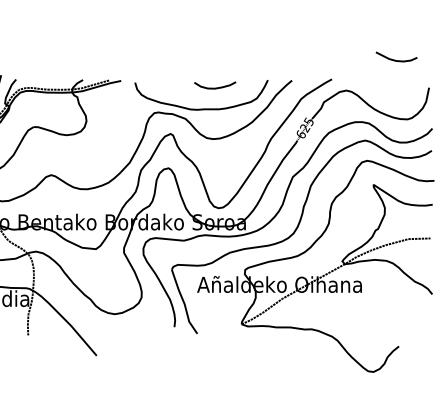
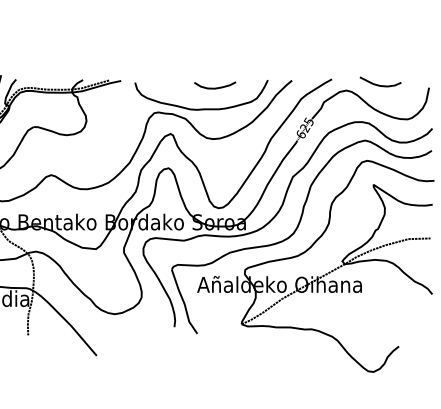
curve position: (395, 59) -> (379, 84) (379, 84)
